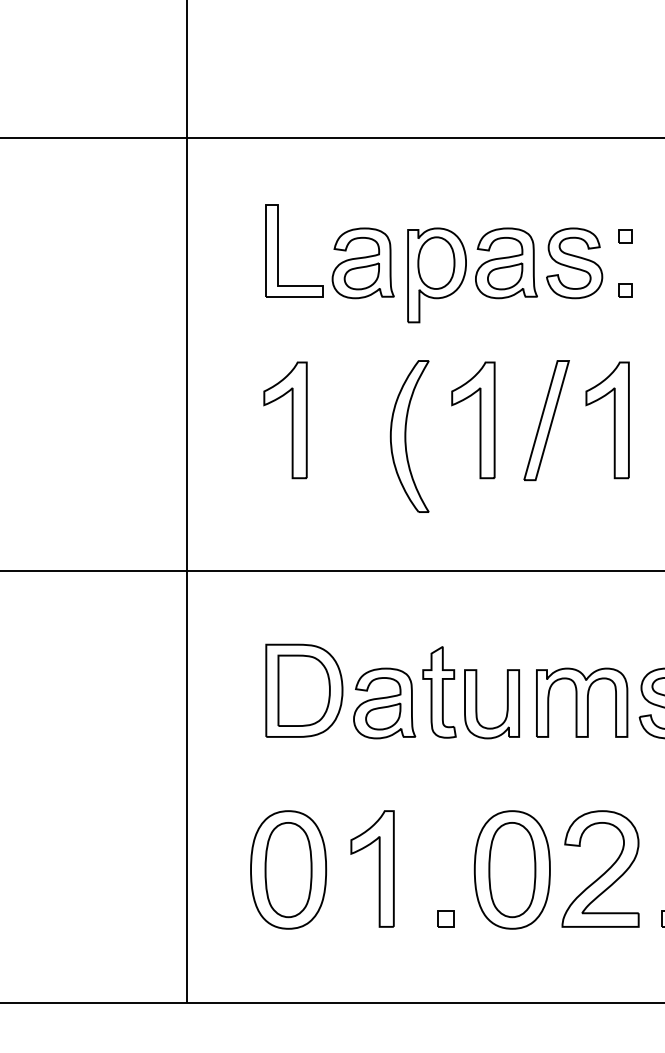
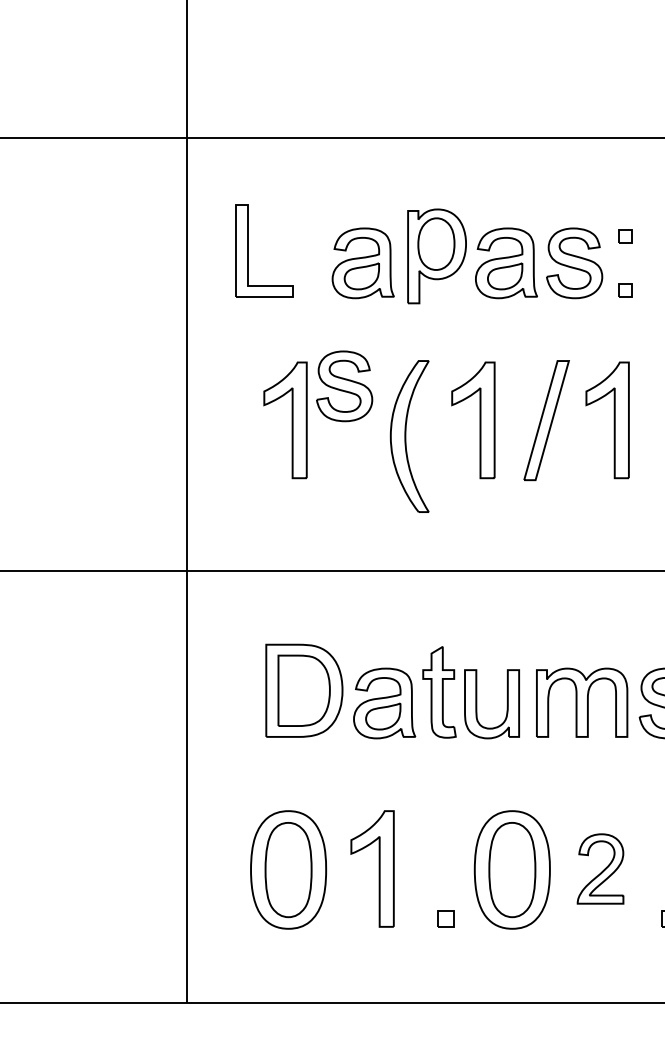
part position: (278, 250) -> (248, 250) (248, 250)
part position: (436, 275) -> (436, 256) (436, 256)
part: none -> present (344, 386)
part size: 79x118 px -> 49x72 px (600, 868)
